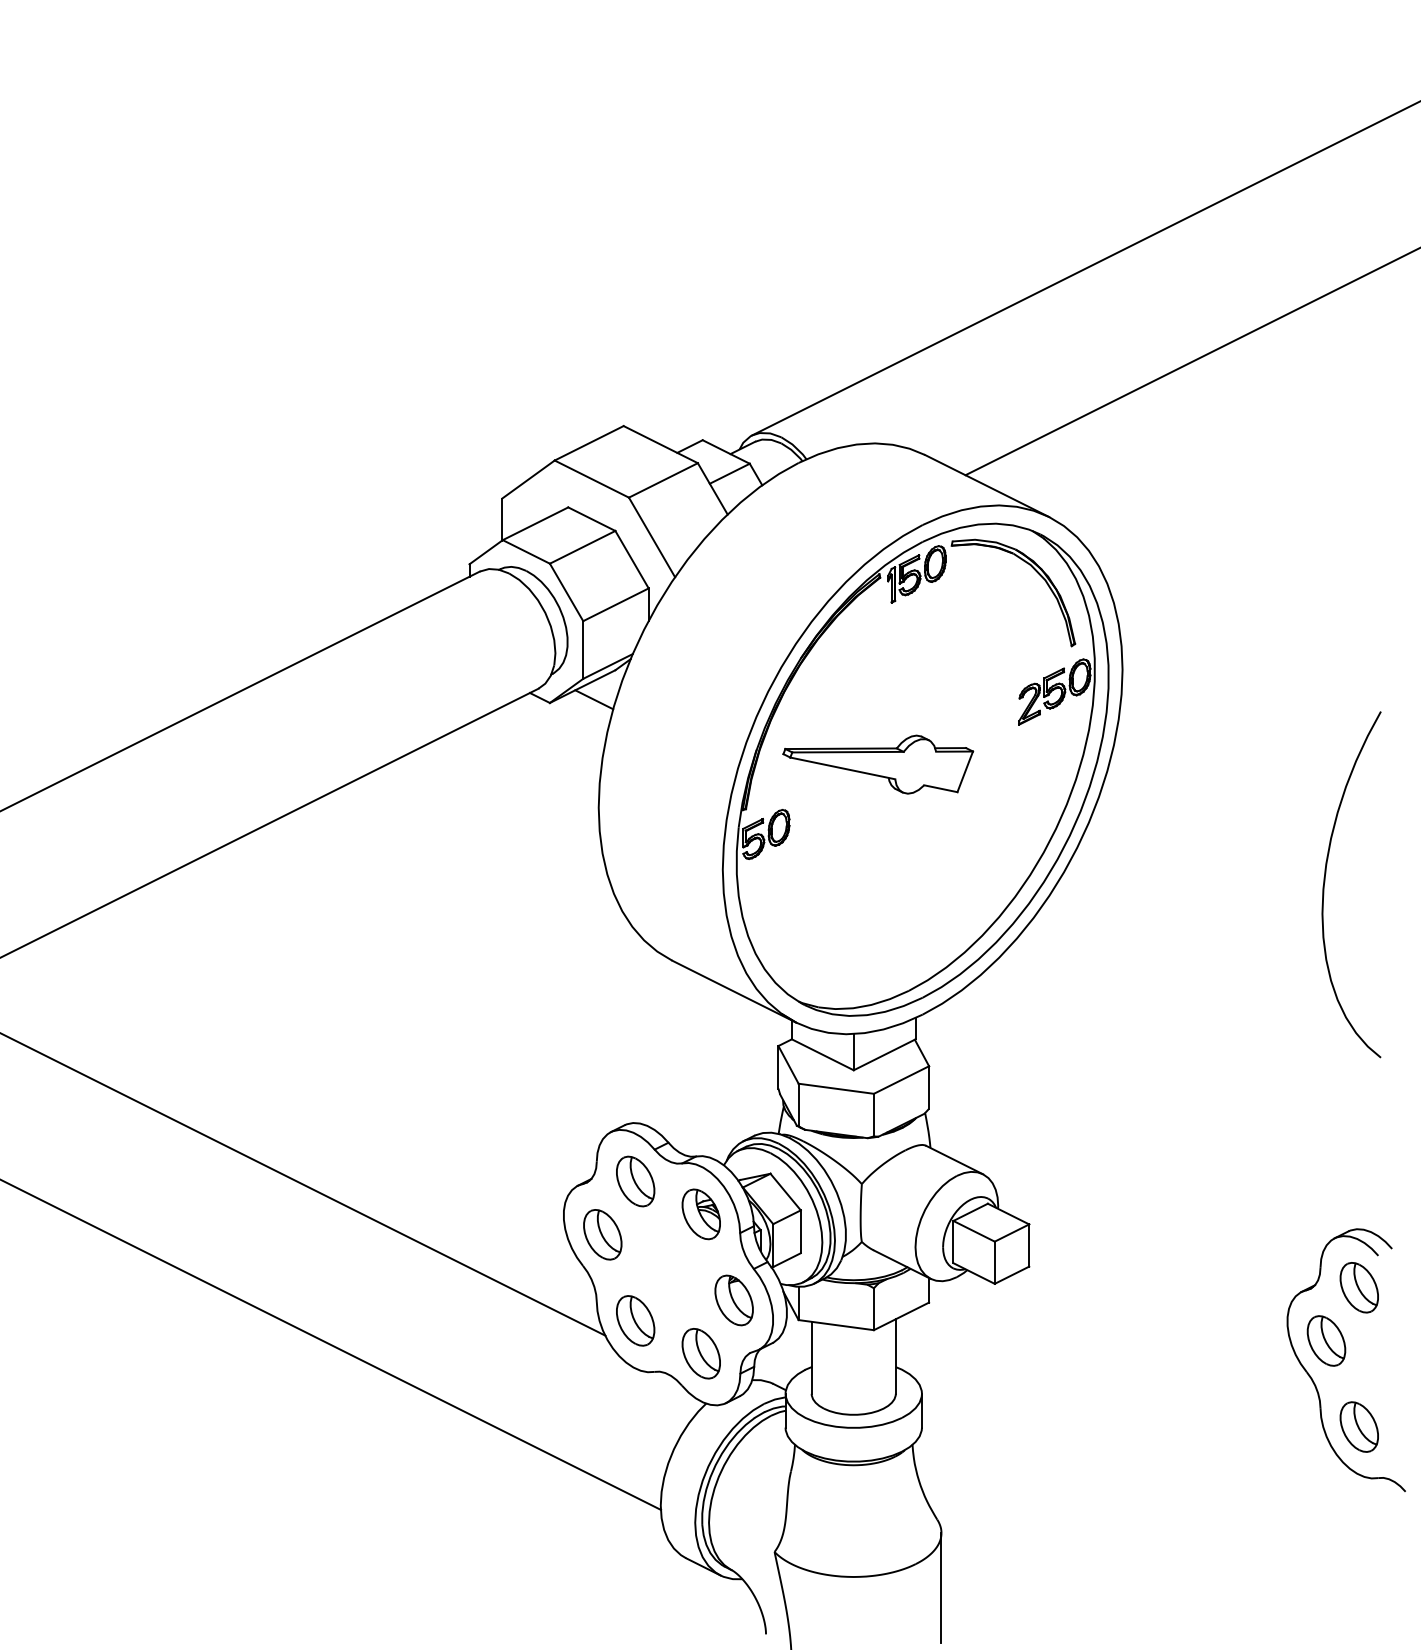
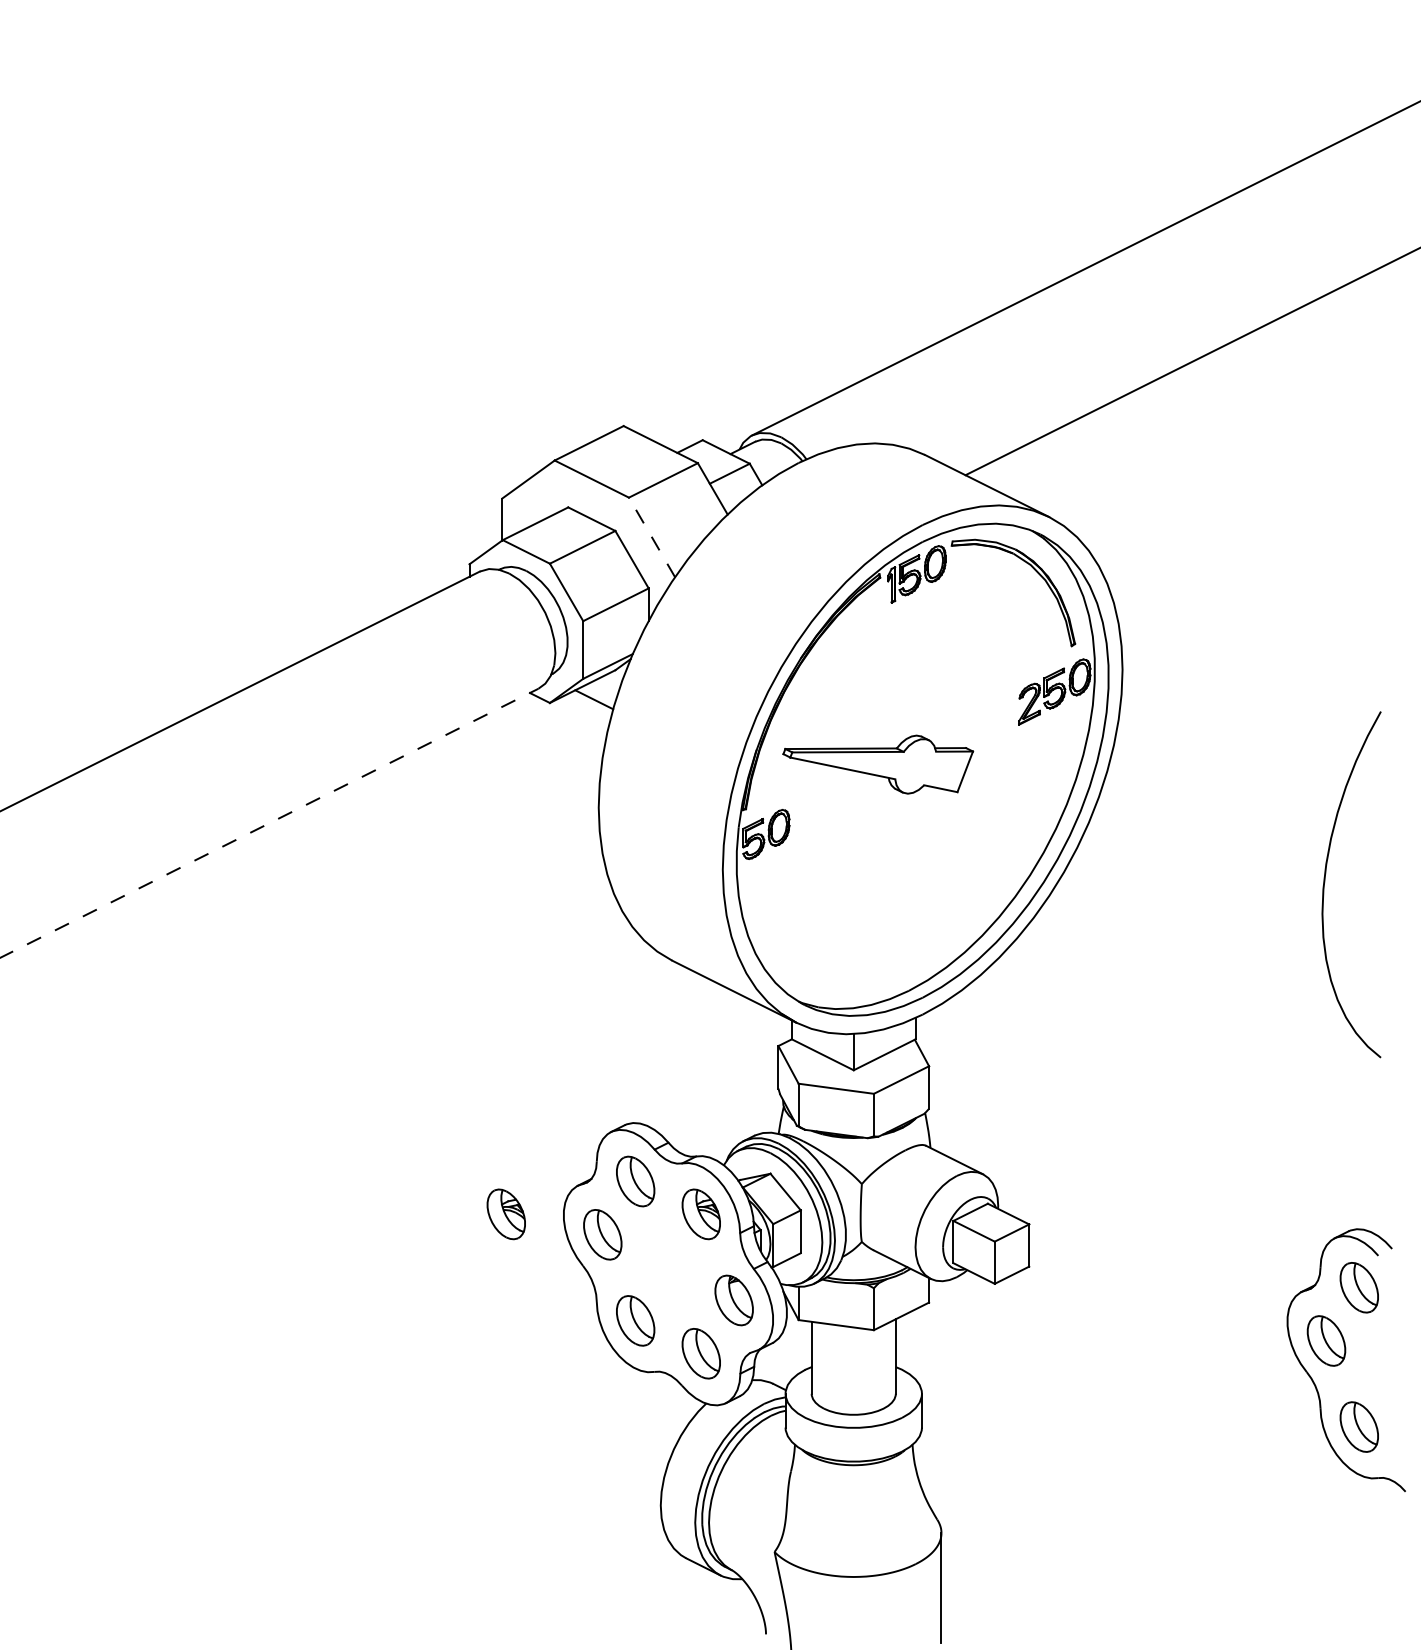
line: solid -> dashed (651, 537)
line: solid -> dashed (269, 823)
line: present -> none (303, 1184)
part: none -> present (505, 1214)
line: present -> none (331, 1344)
